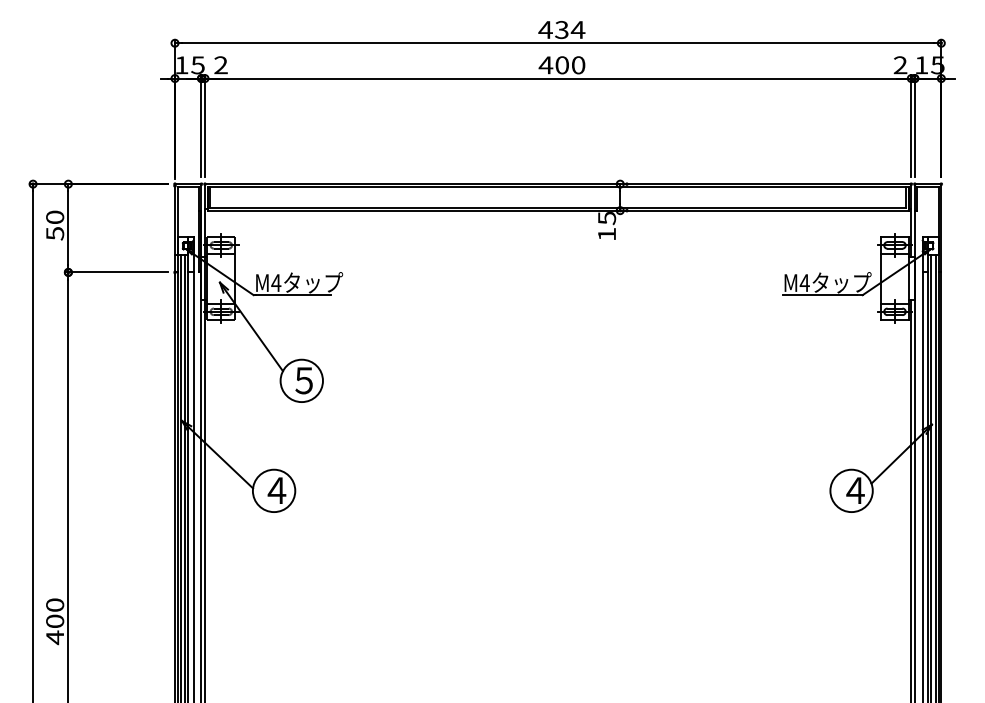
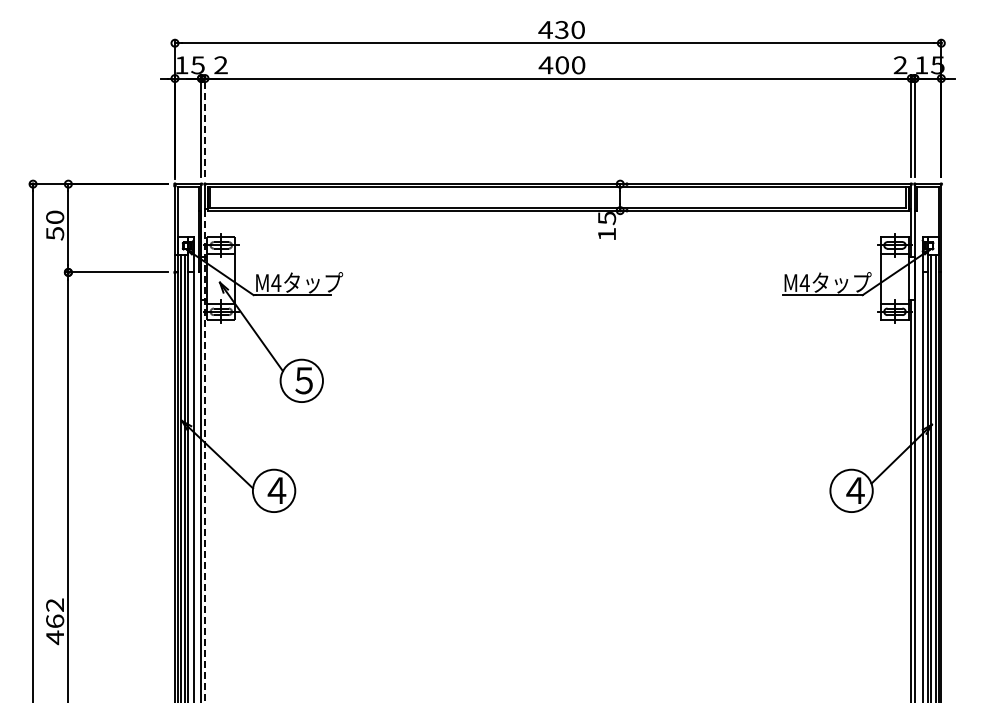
text: 434 -> 430 (577, 30)
line: solid -> dashed (205, 125)
line: solid -> dashed (205, 455)
text: 400 -> 462 (55, 612)
